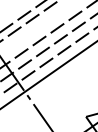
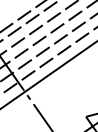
line: none -> present (38, 27)
